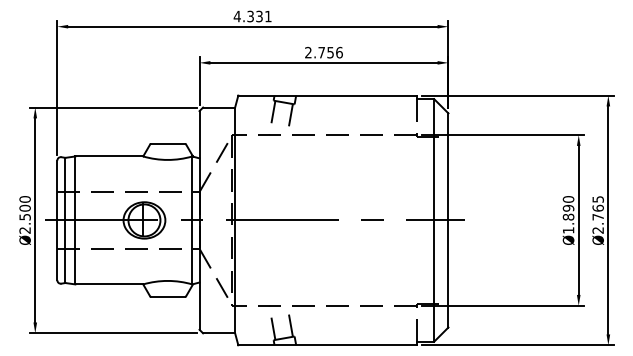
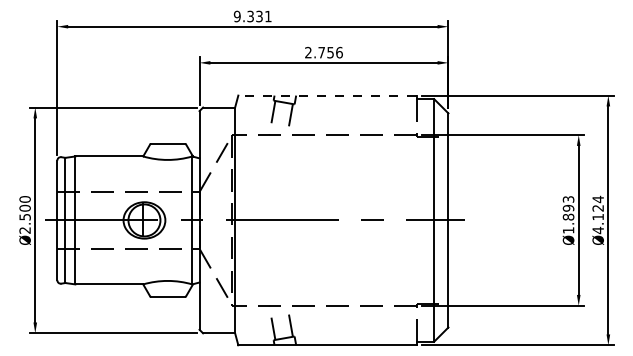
text: 4.331 -> 9.331 (236, 16)
line: solid -> dashed (326, 95)
text: Ø1.890 -> Ø1.893 (568, 199)
text: Ø2.765 -> Ø4.124 (597, 214)
